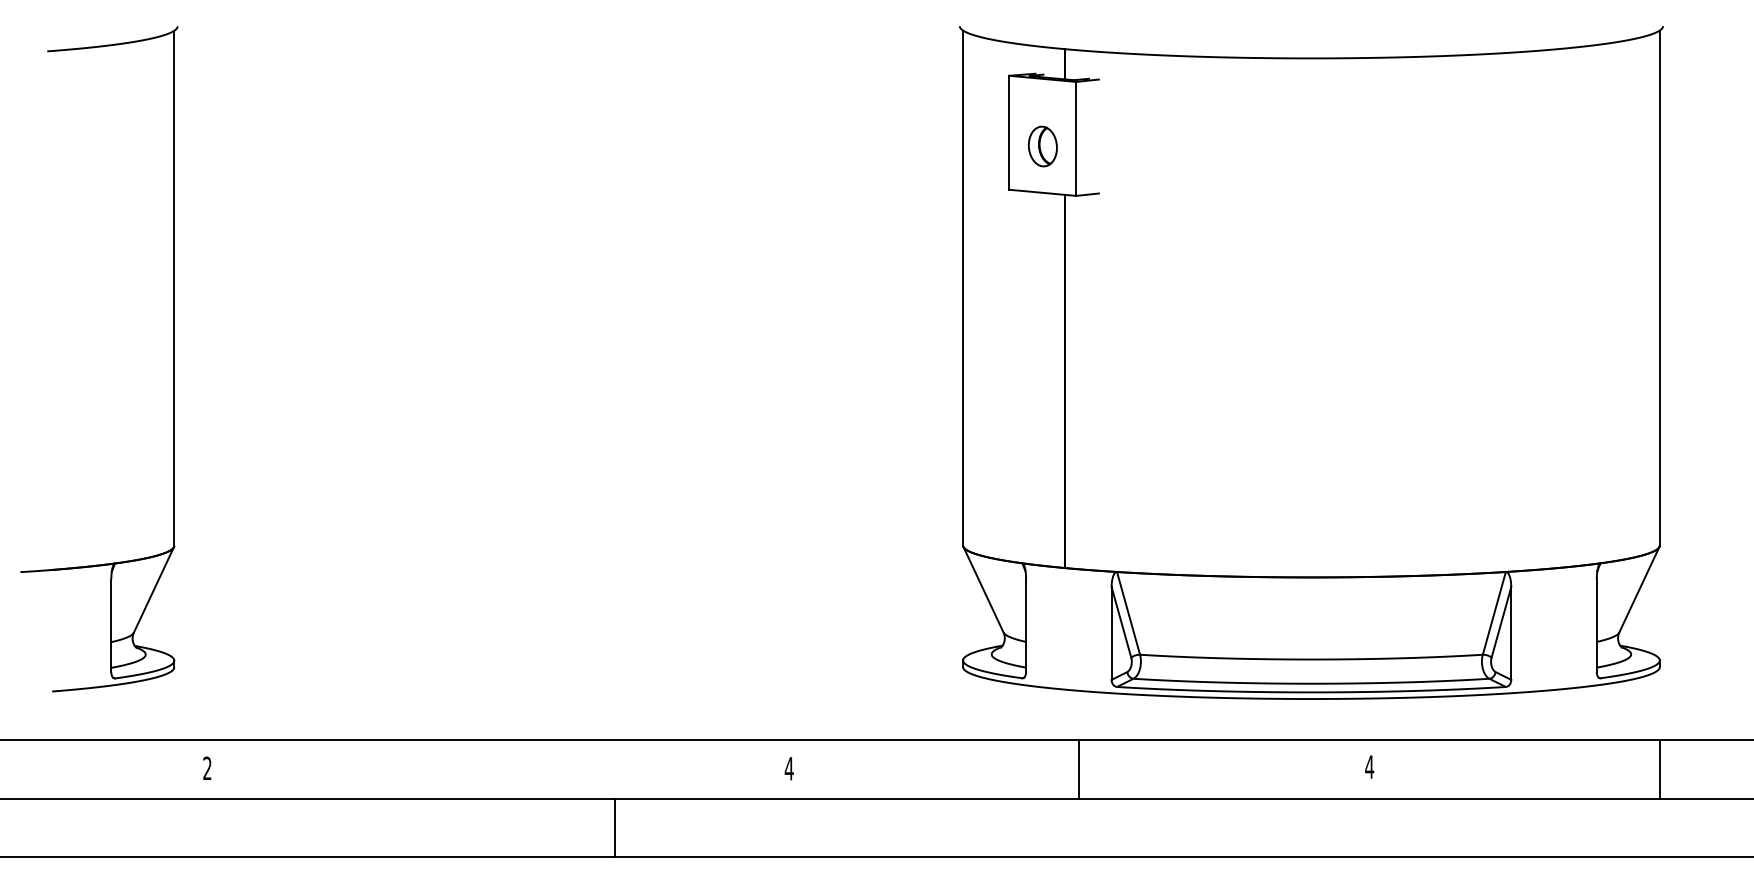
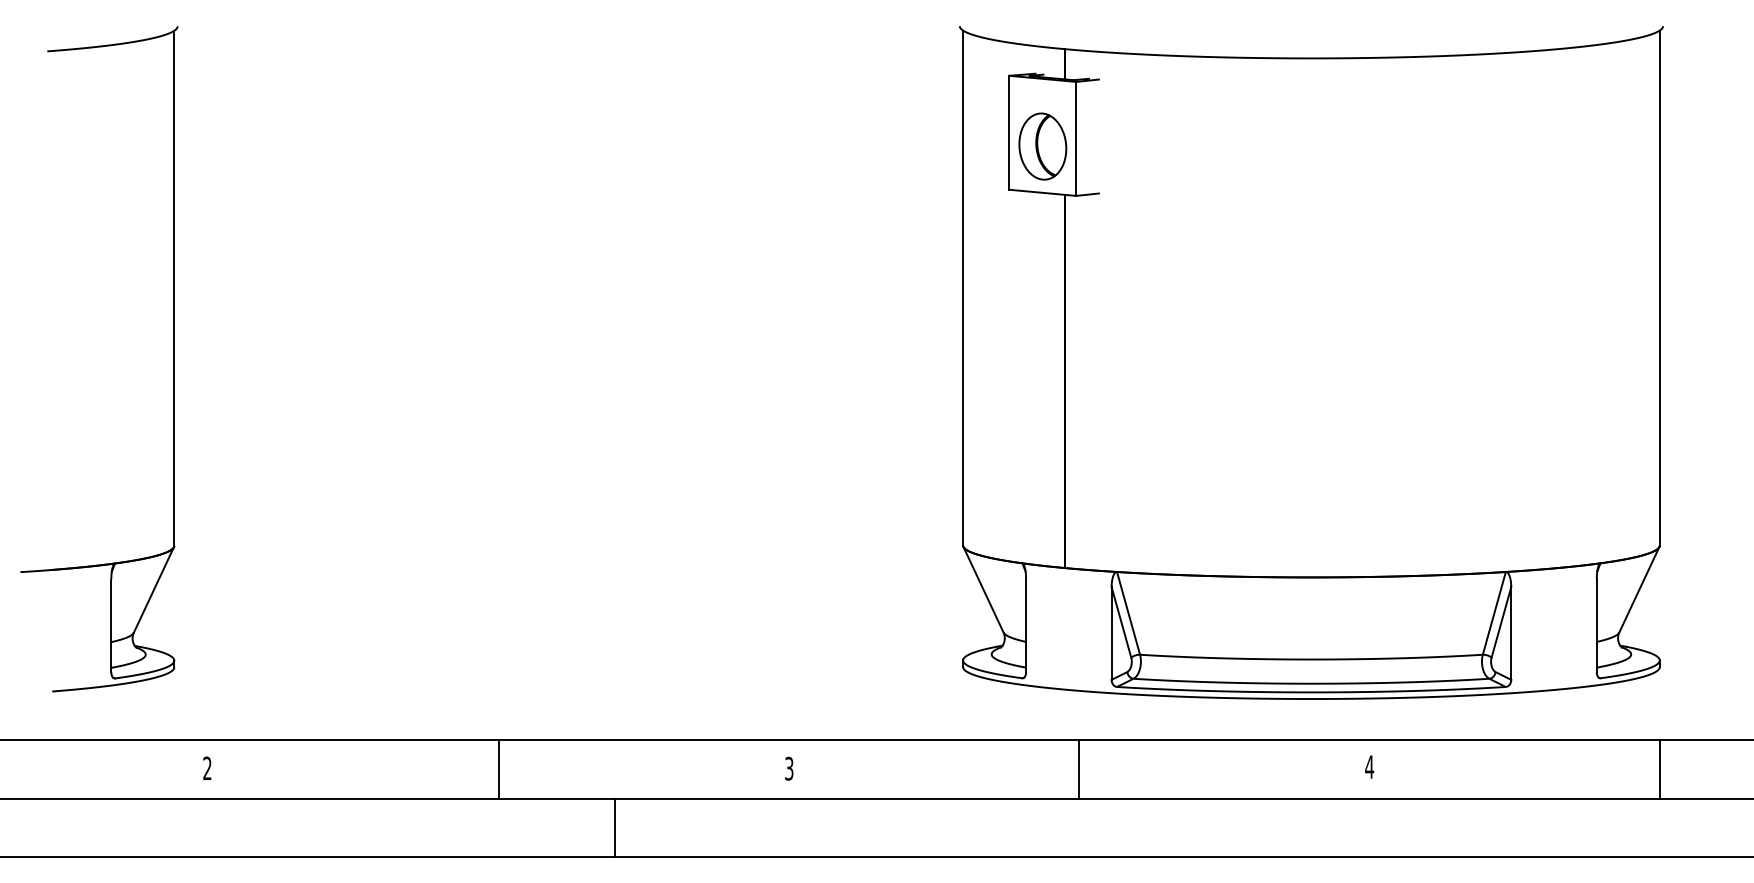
part size: 30x43 px -> 50x69 px (1042, 146)
text: 4 -> 3 (788, 768)
line: none -> present (498, 769)
